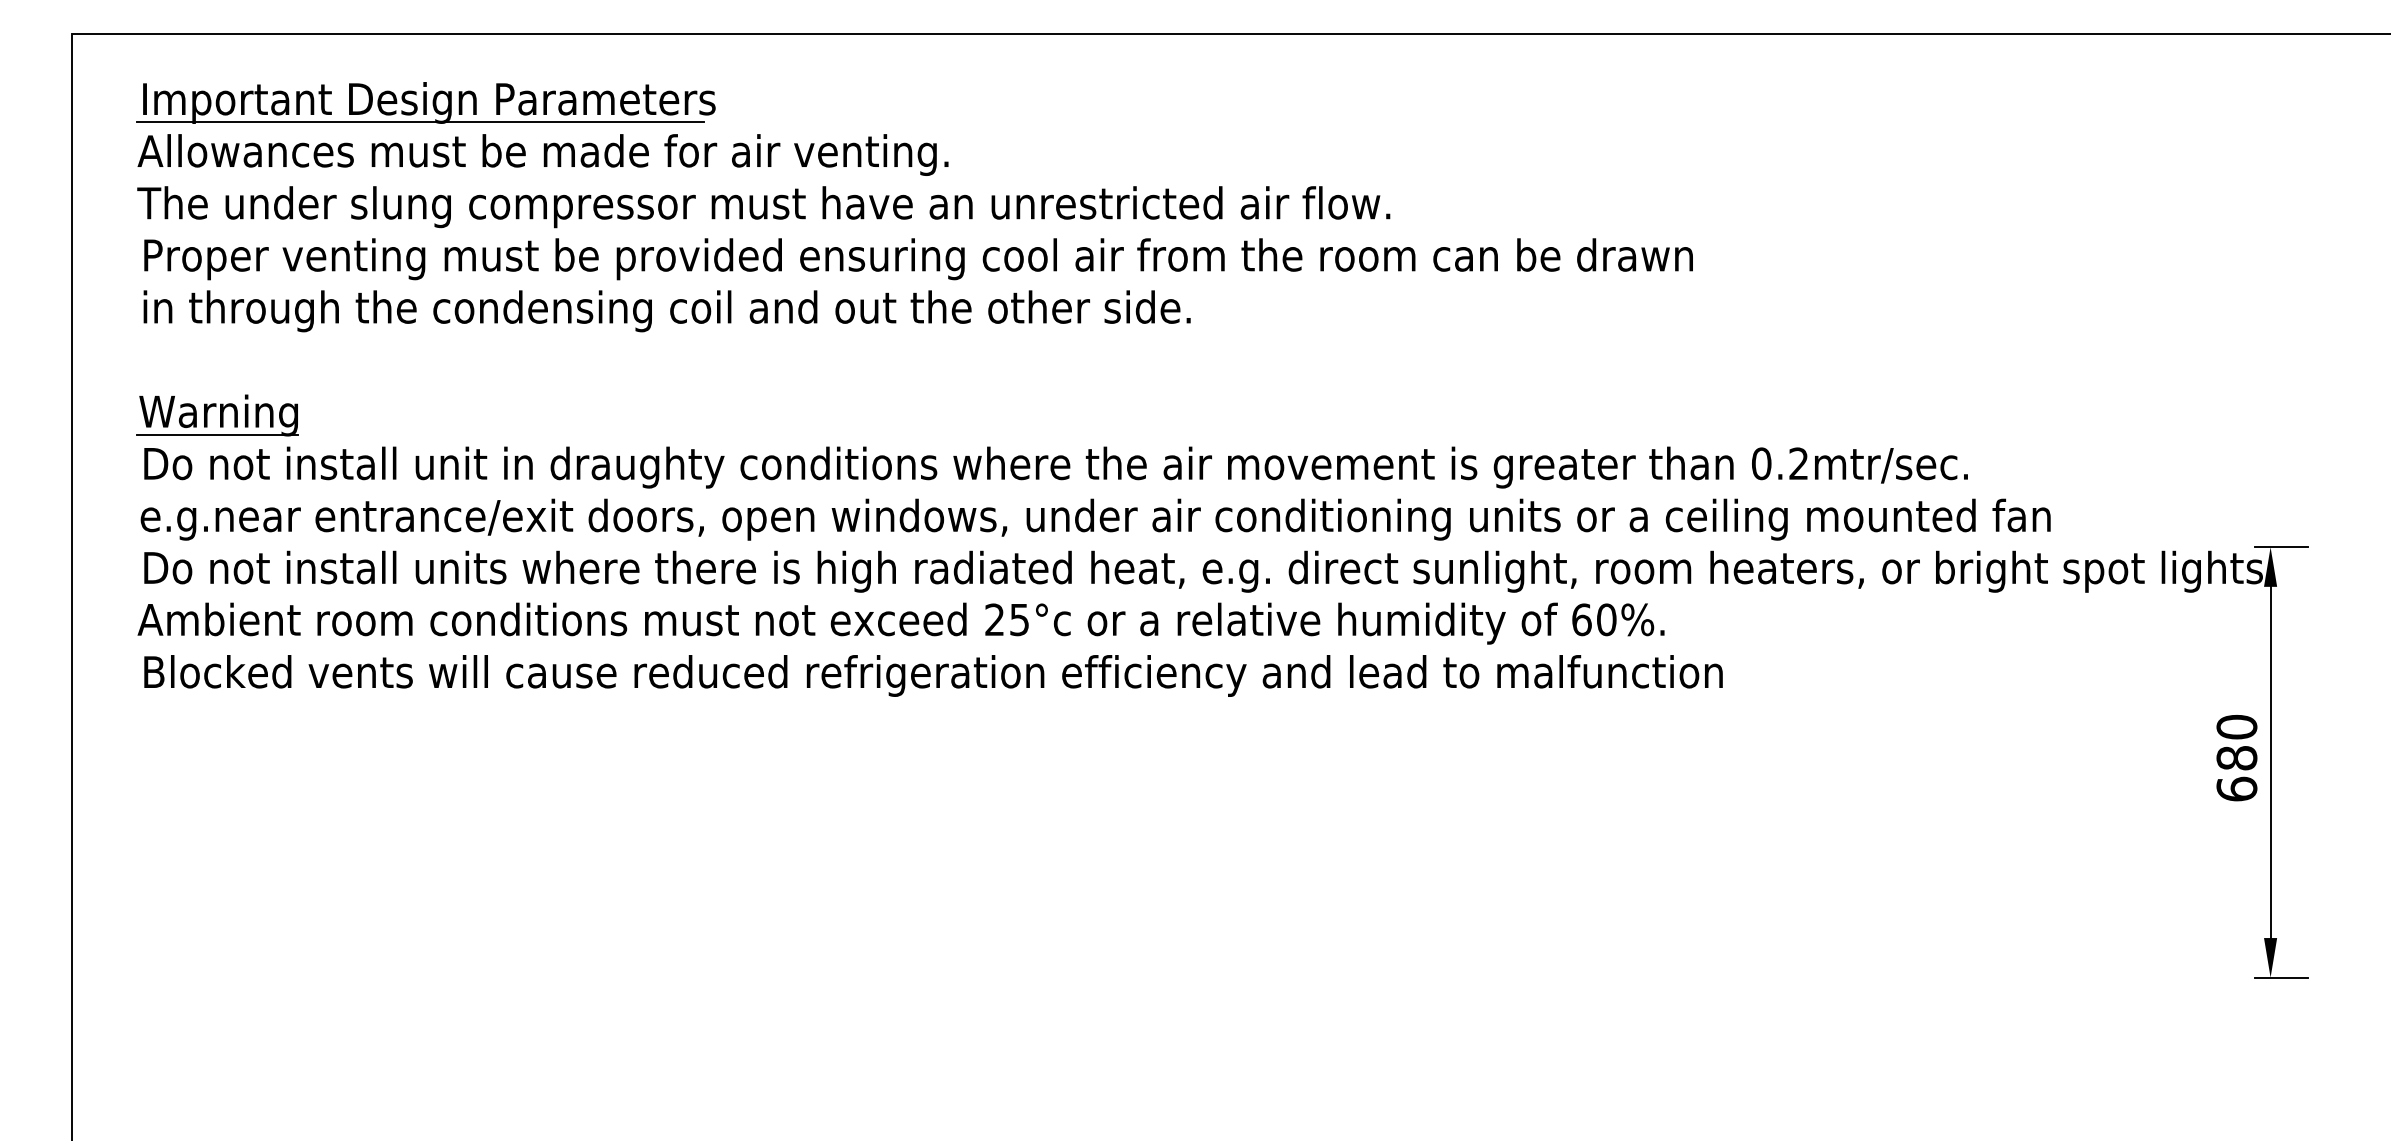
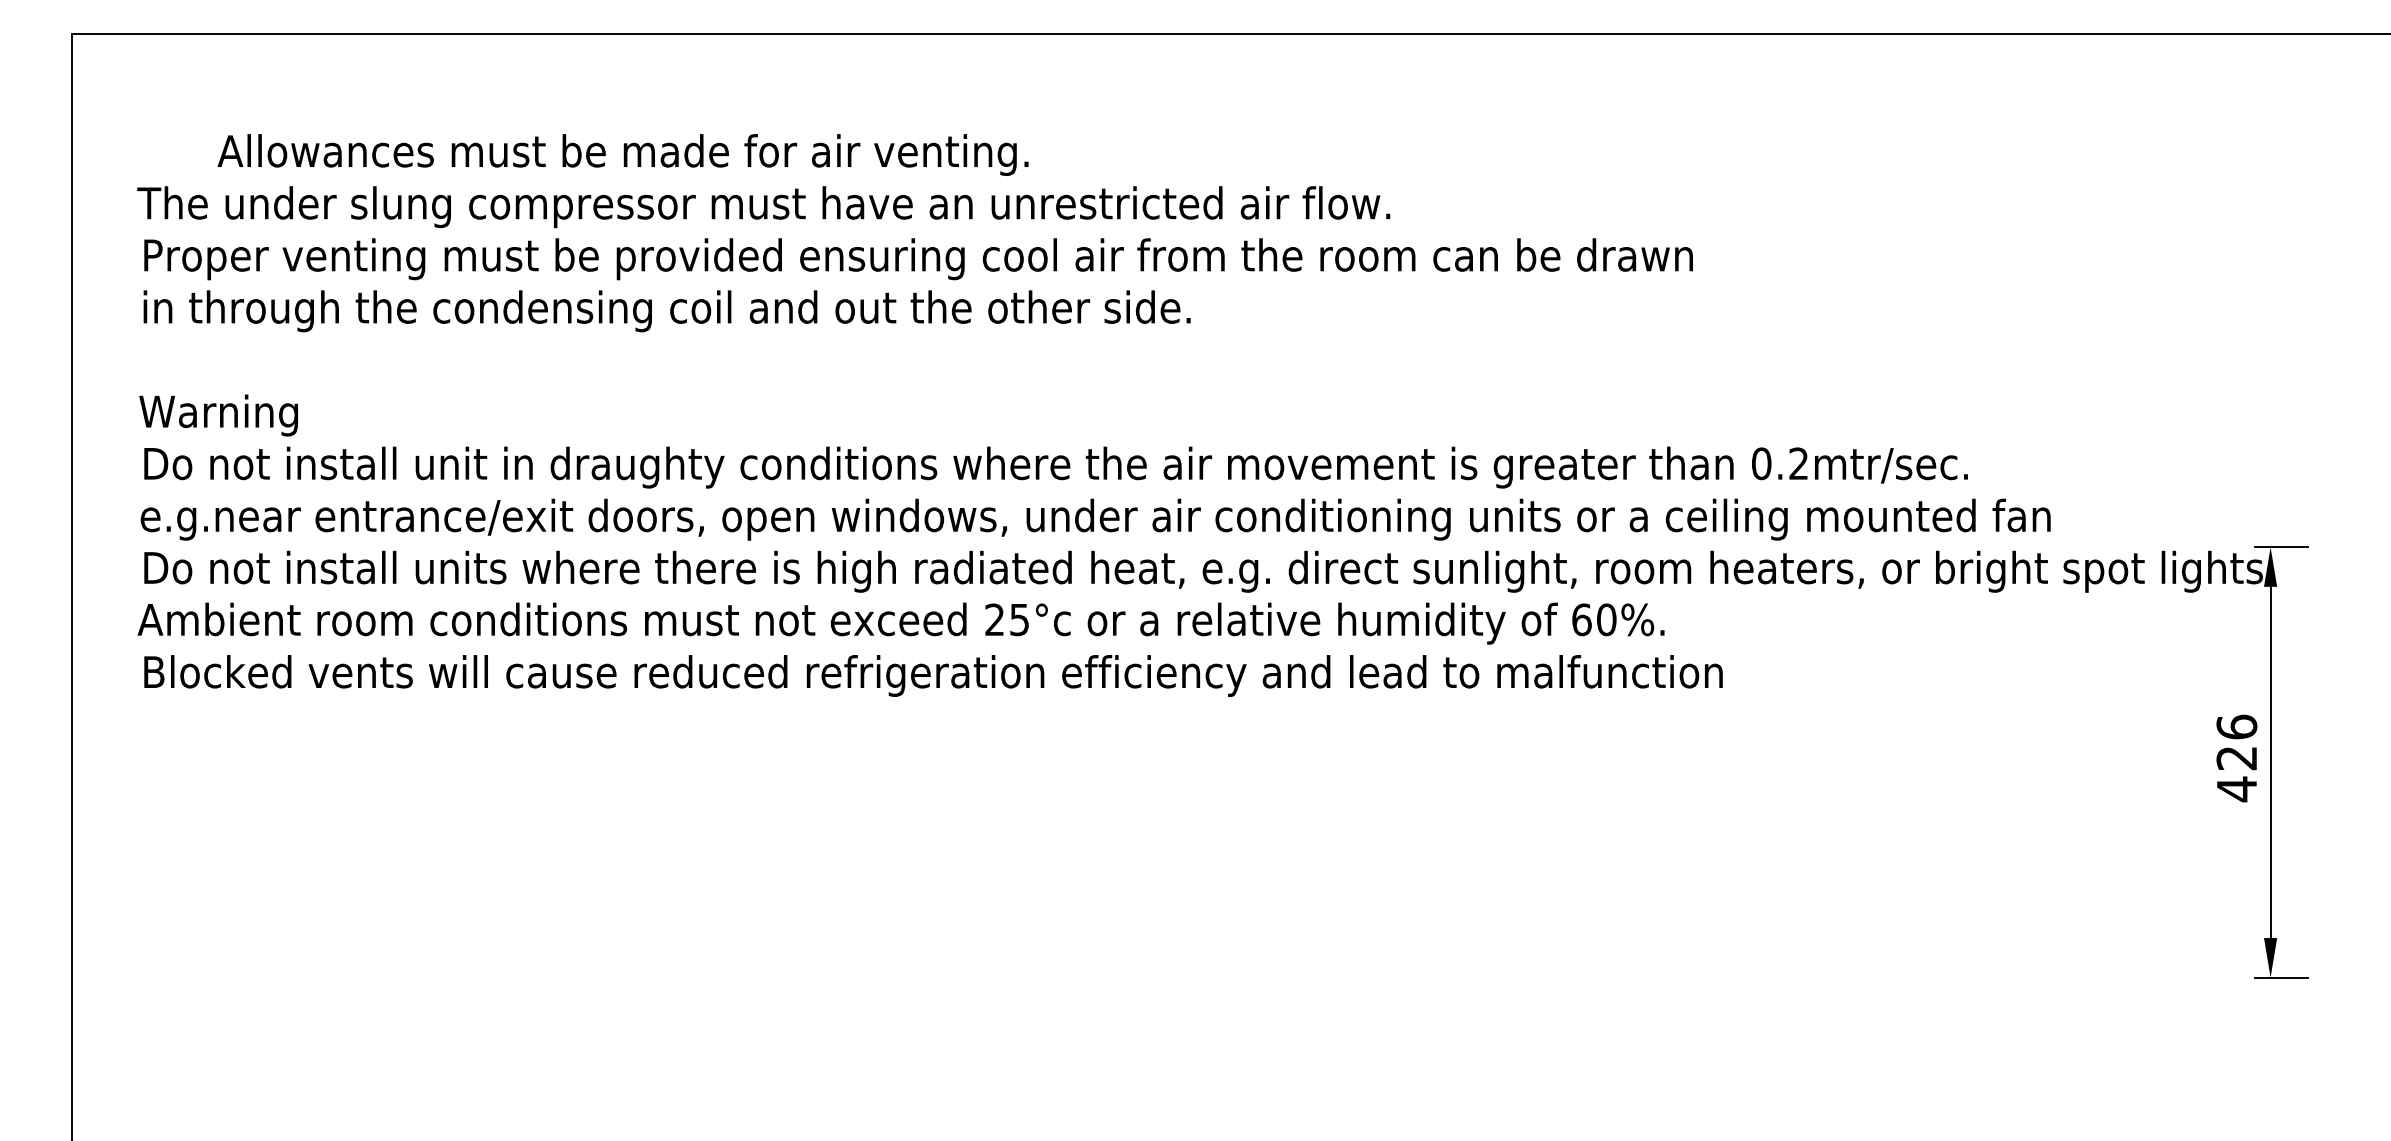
part: present -> none (425, 102)
text position: (542, 154) -> (622, 154) (622, 154)
line: present -> none (217, 434)
text: 680 -> 426 (2236, 758)
